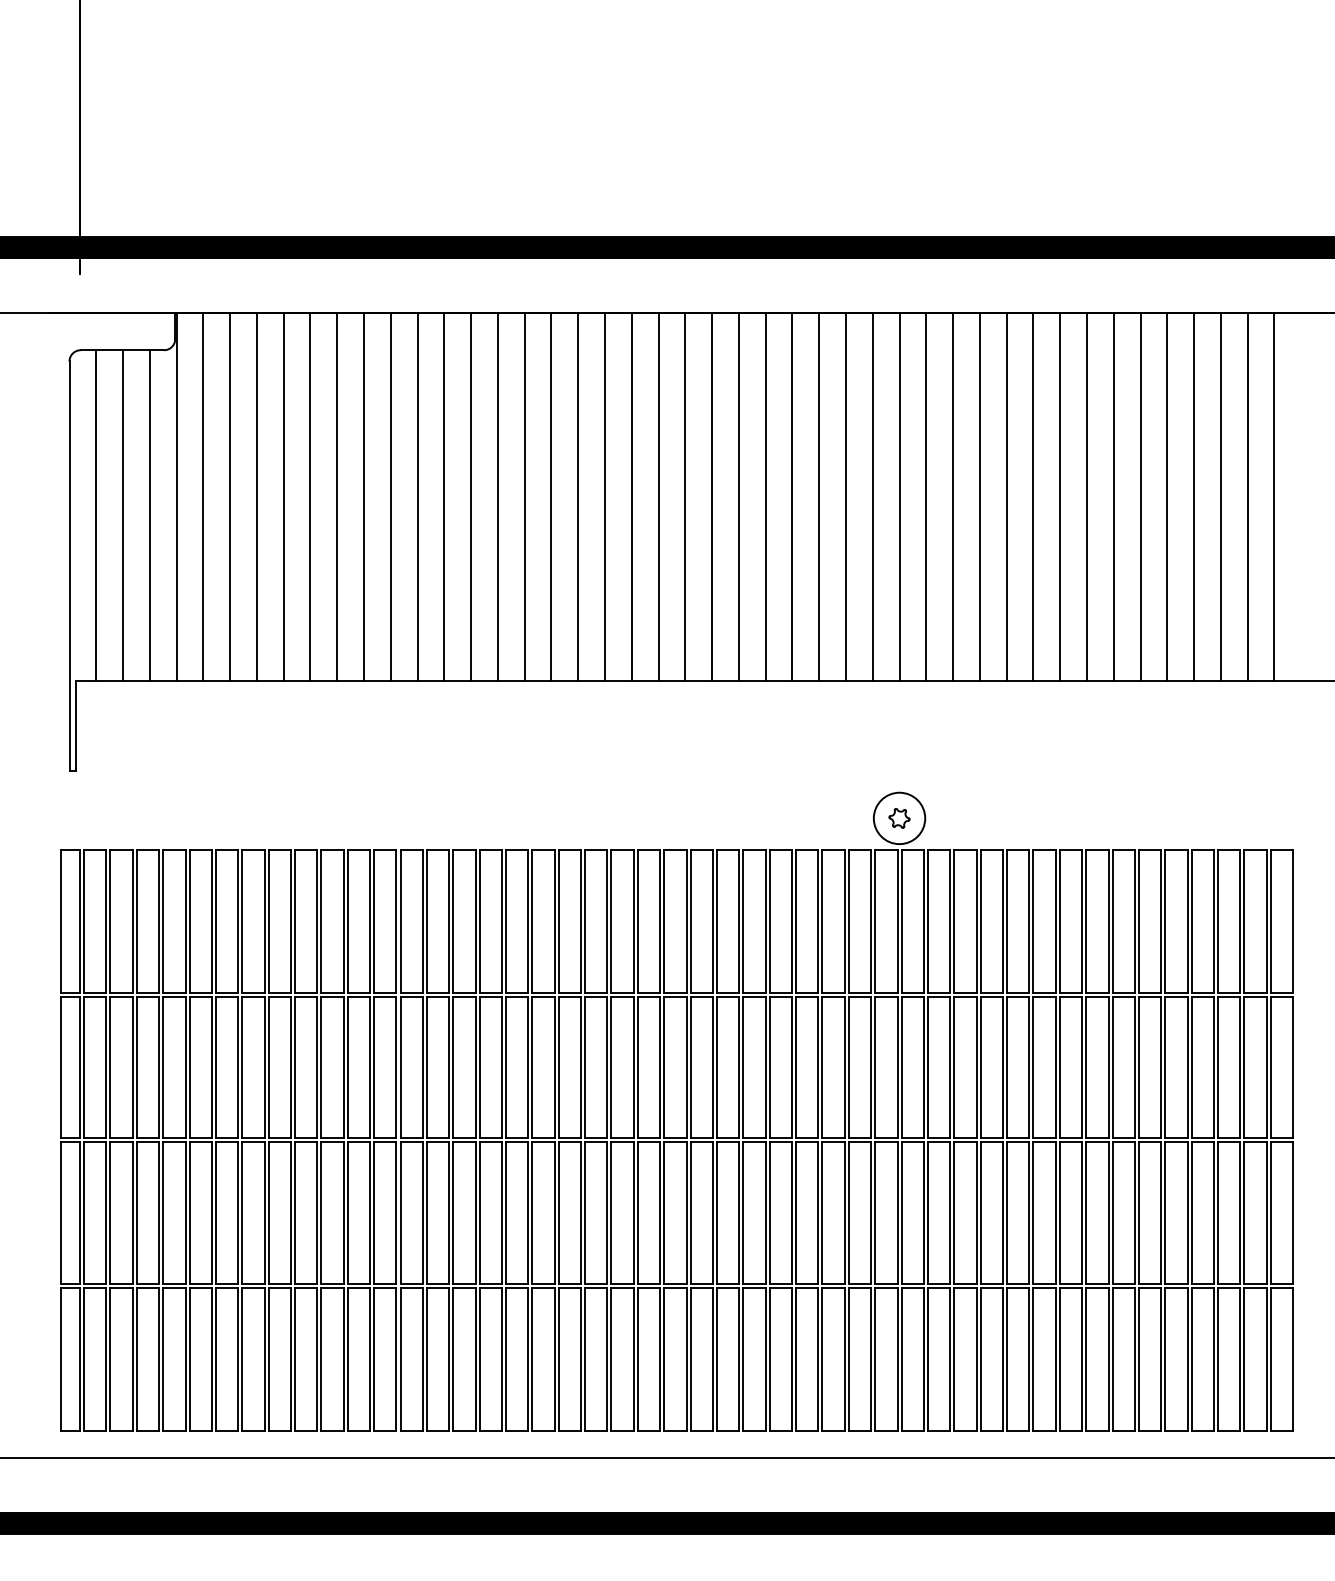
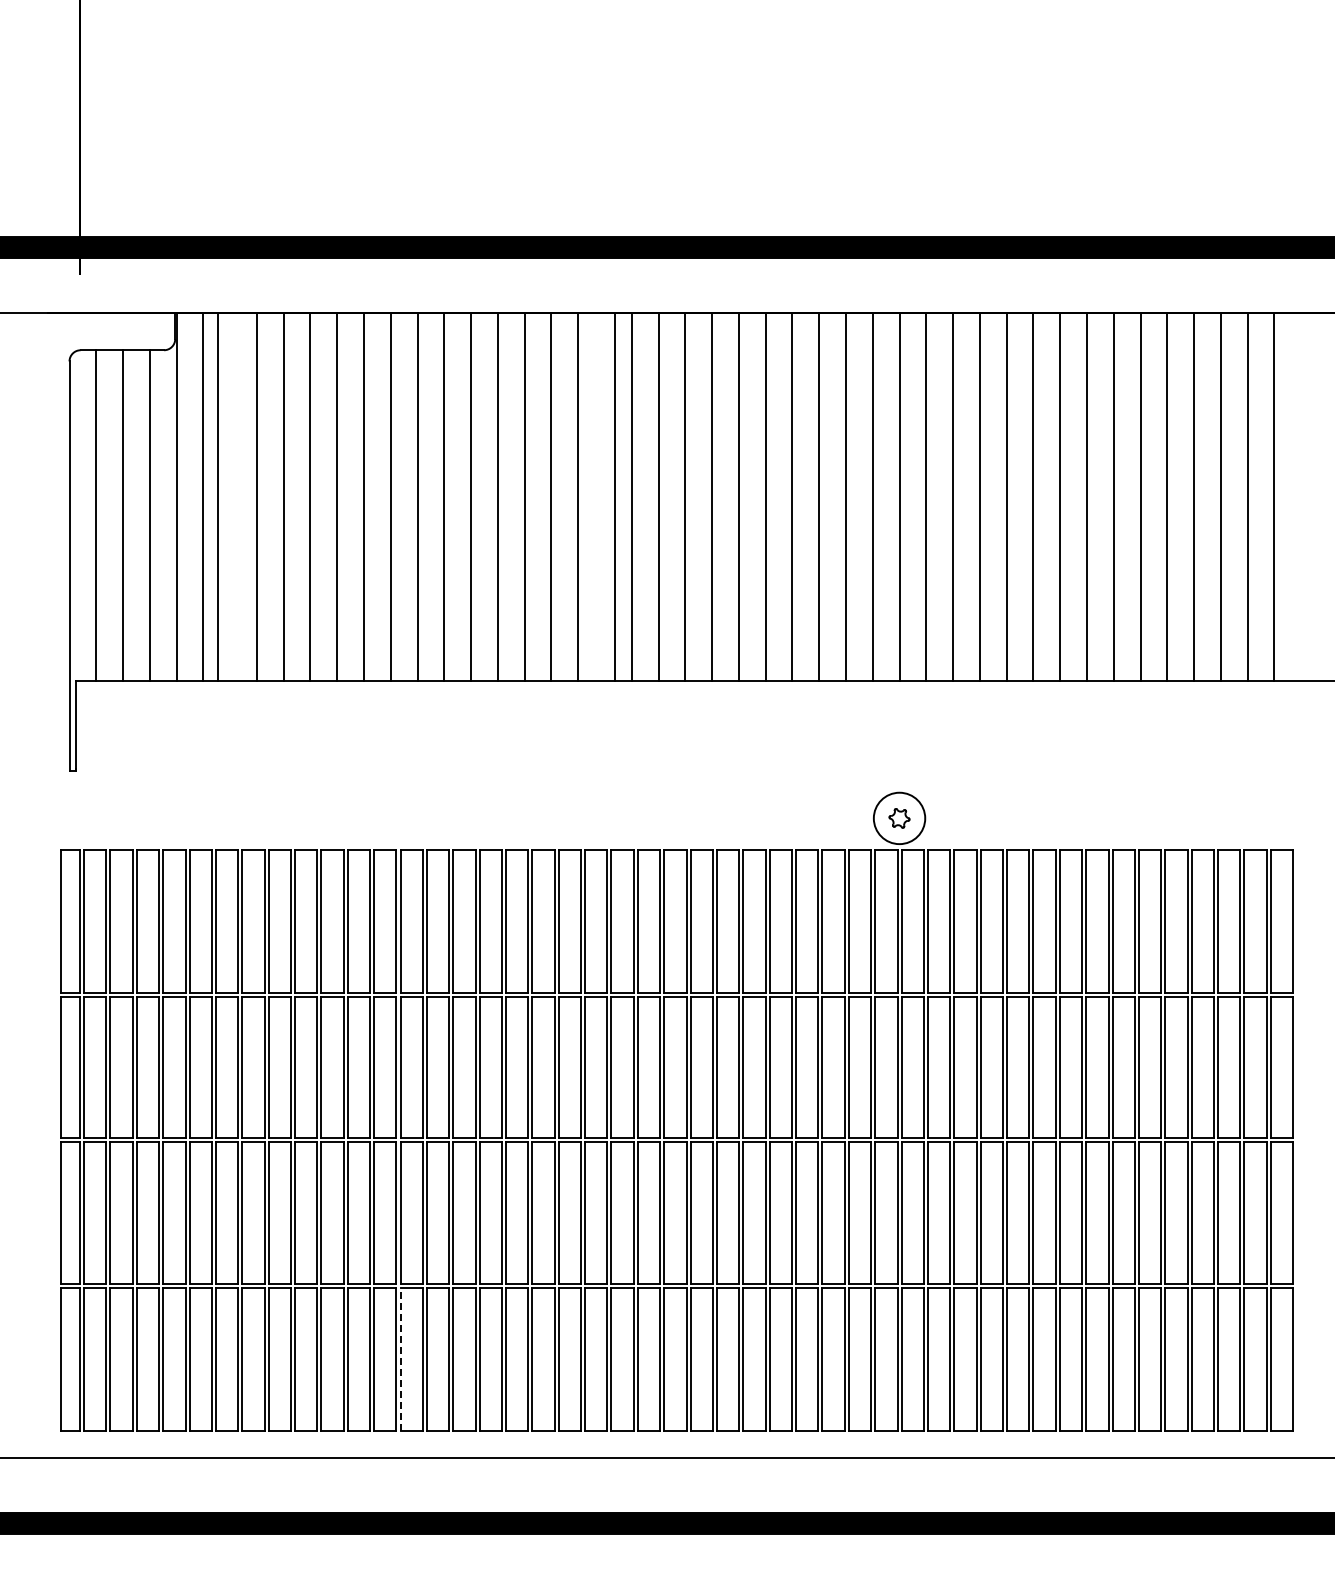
line position: (230, 496) -> (218, 496) (218, 496)
line position: (604, 496) -> (614, 496) (614, 496)
line: solid -> dashed (400, 1359)
